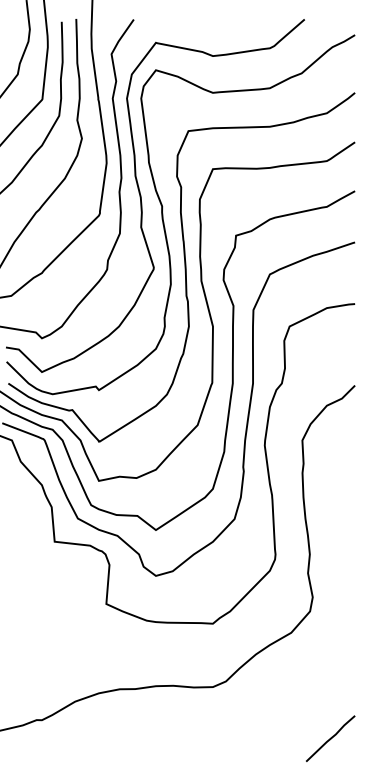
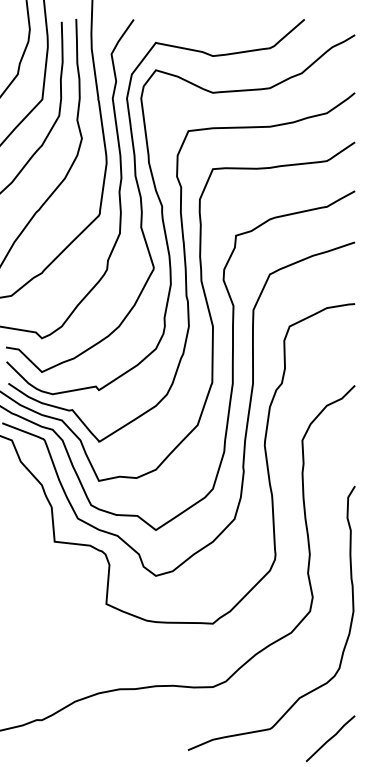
curve: none -> present (345, 641)
